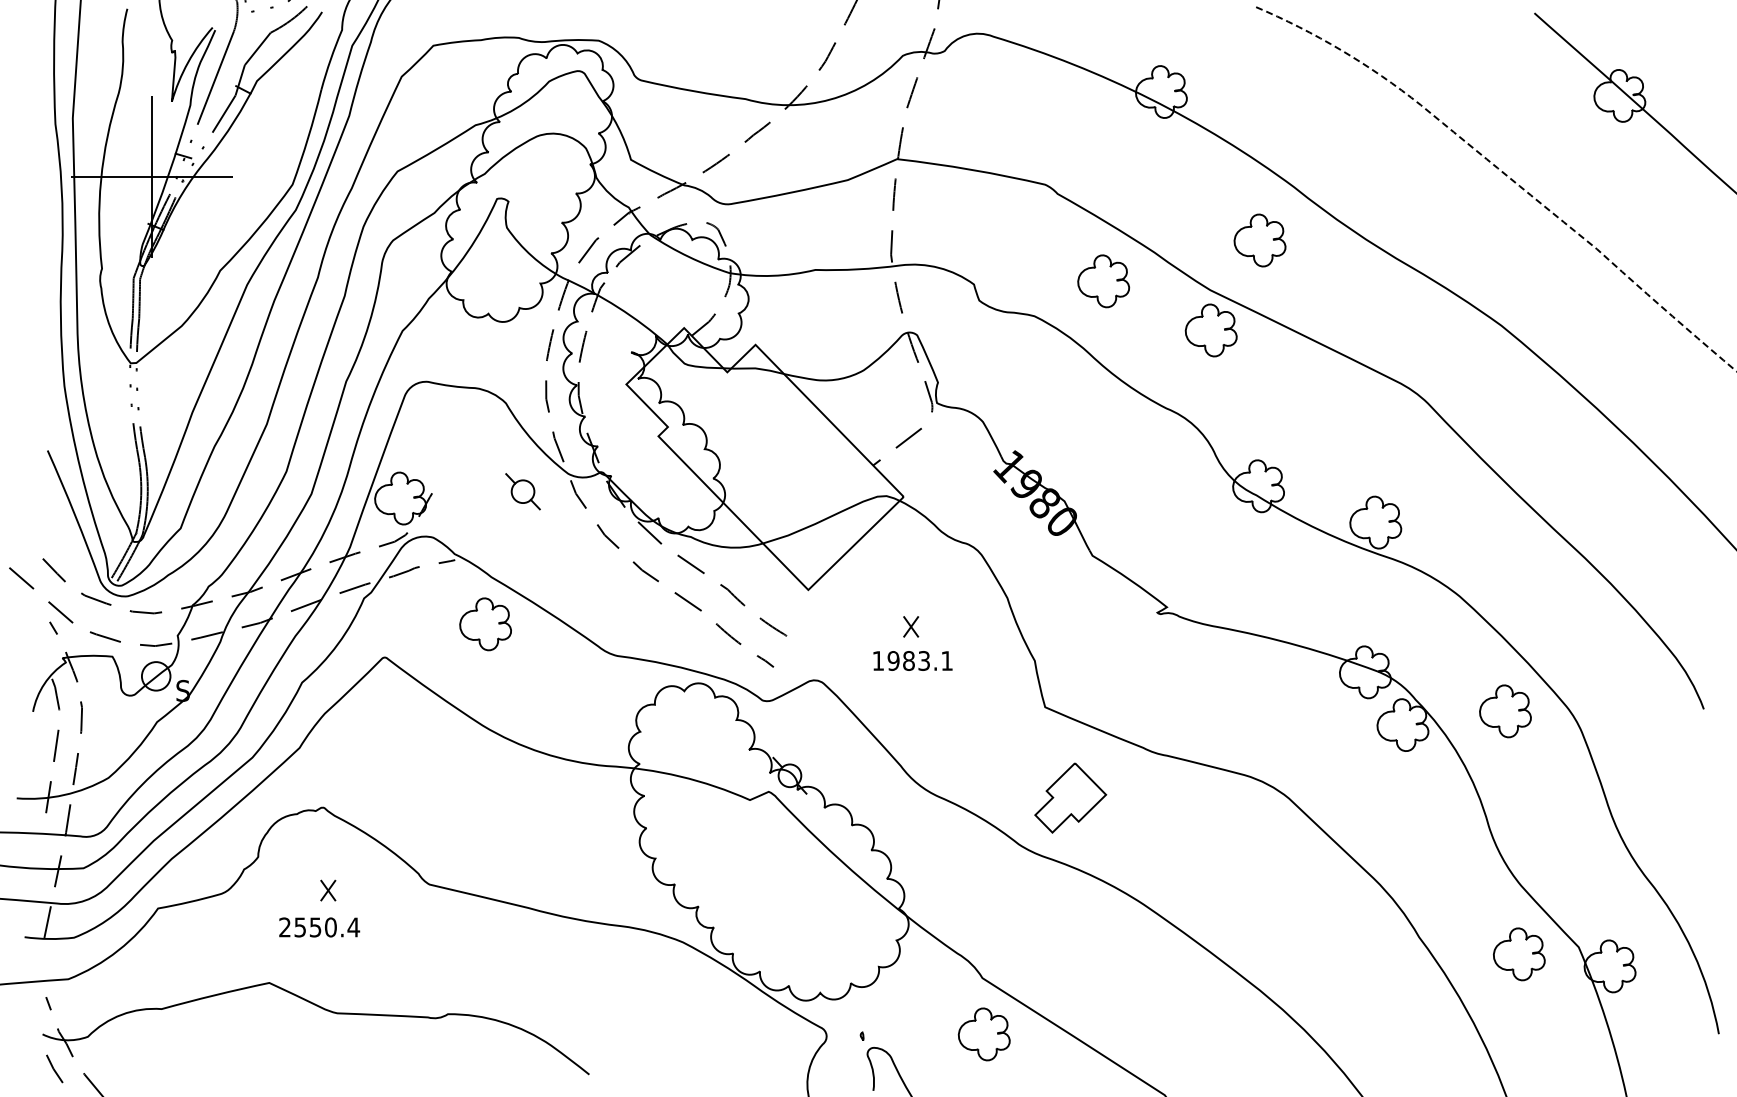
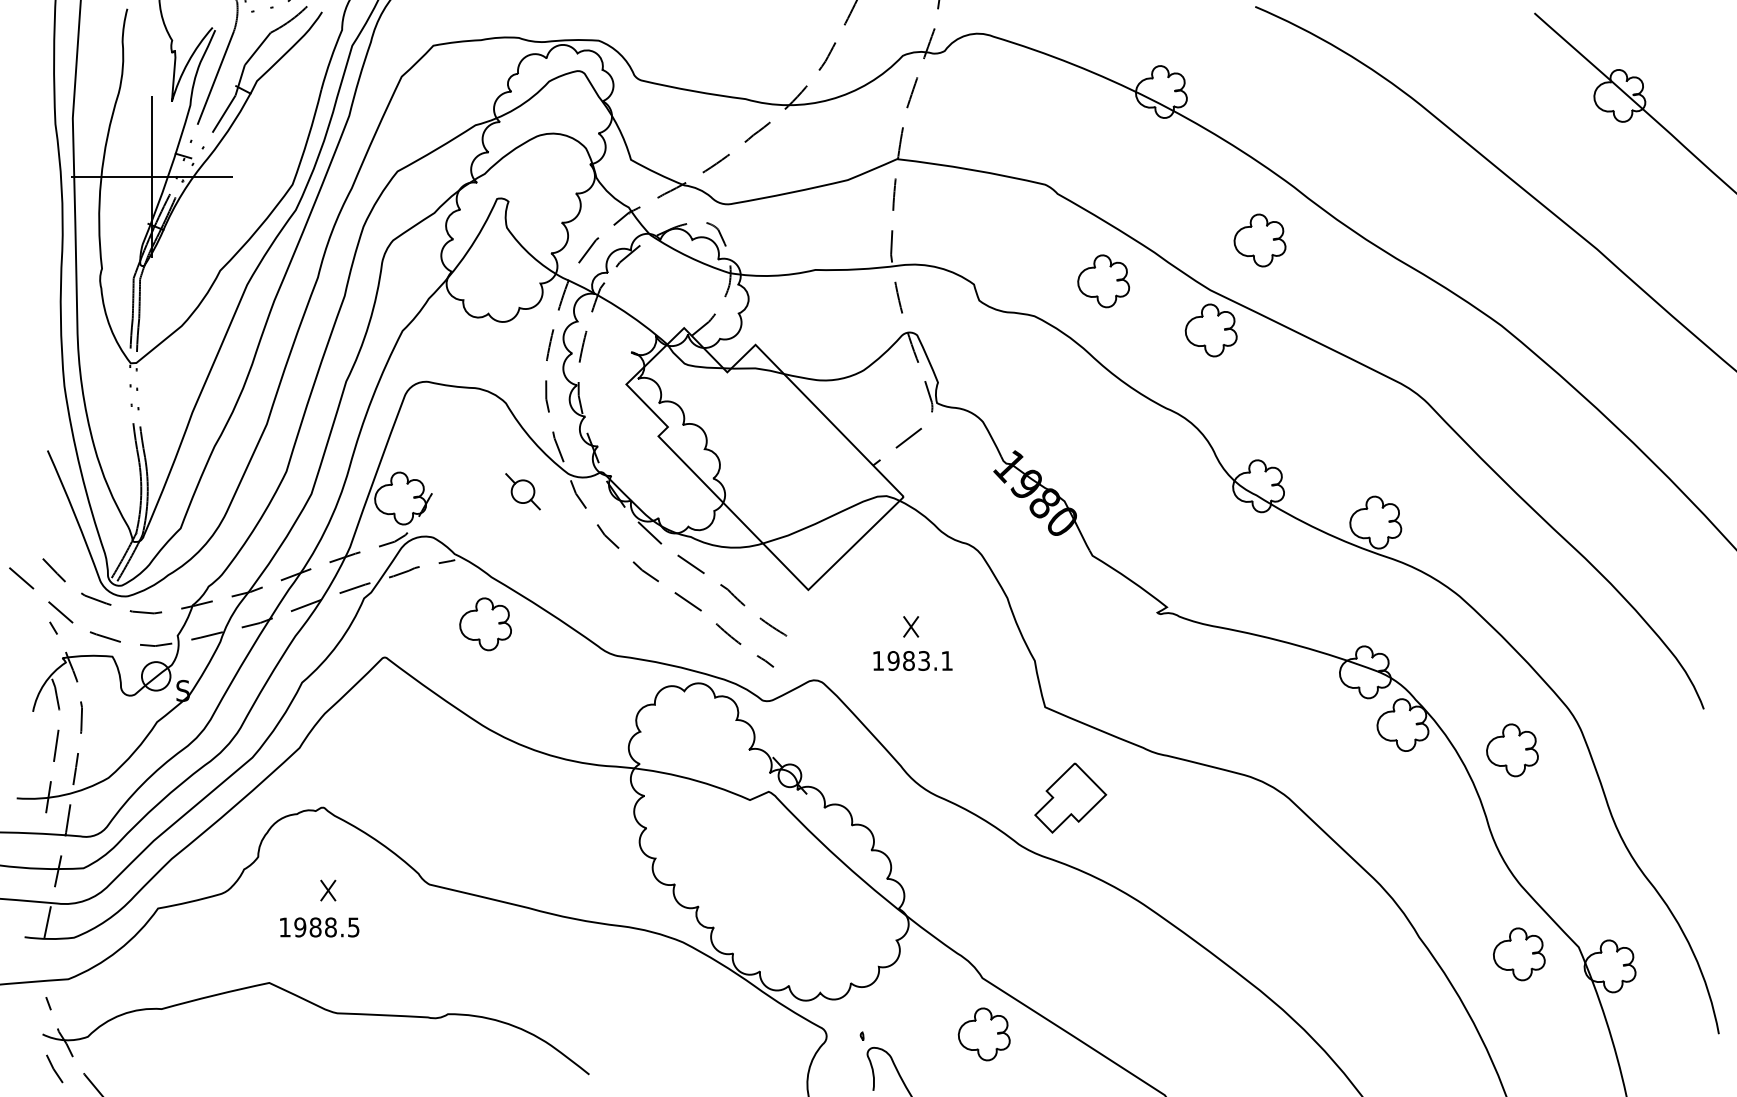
line: dashed -> solid (1501, 171)
part position: (1505, 711) -> (1512, 750) (1512, 750)
text: 2550.4 -> 1988.5 (319, 927)
